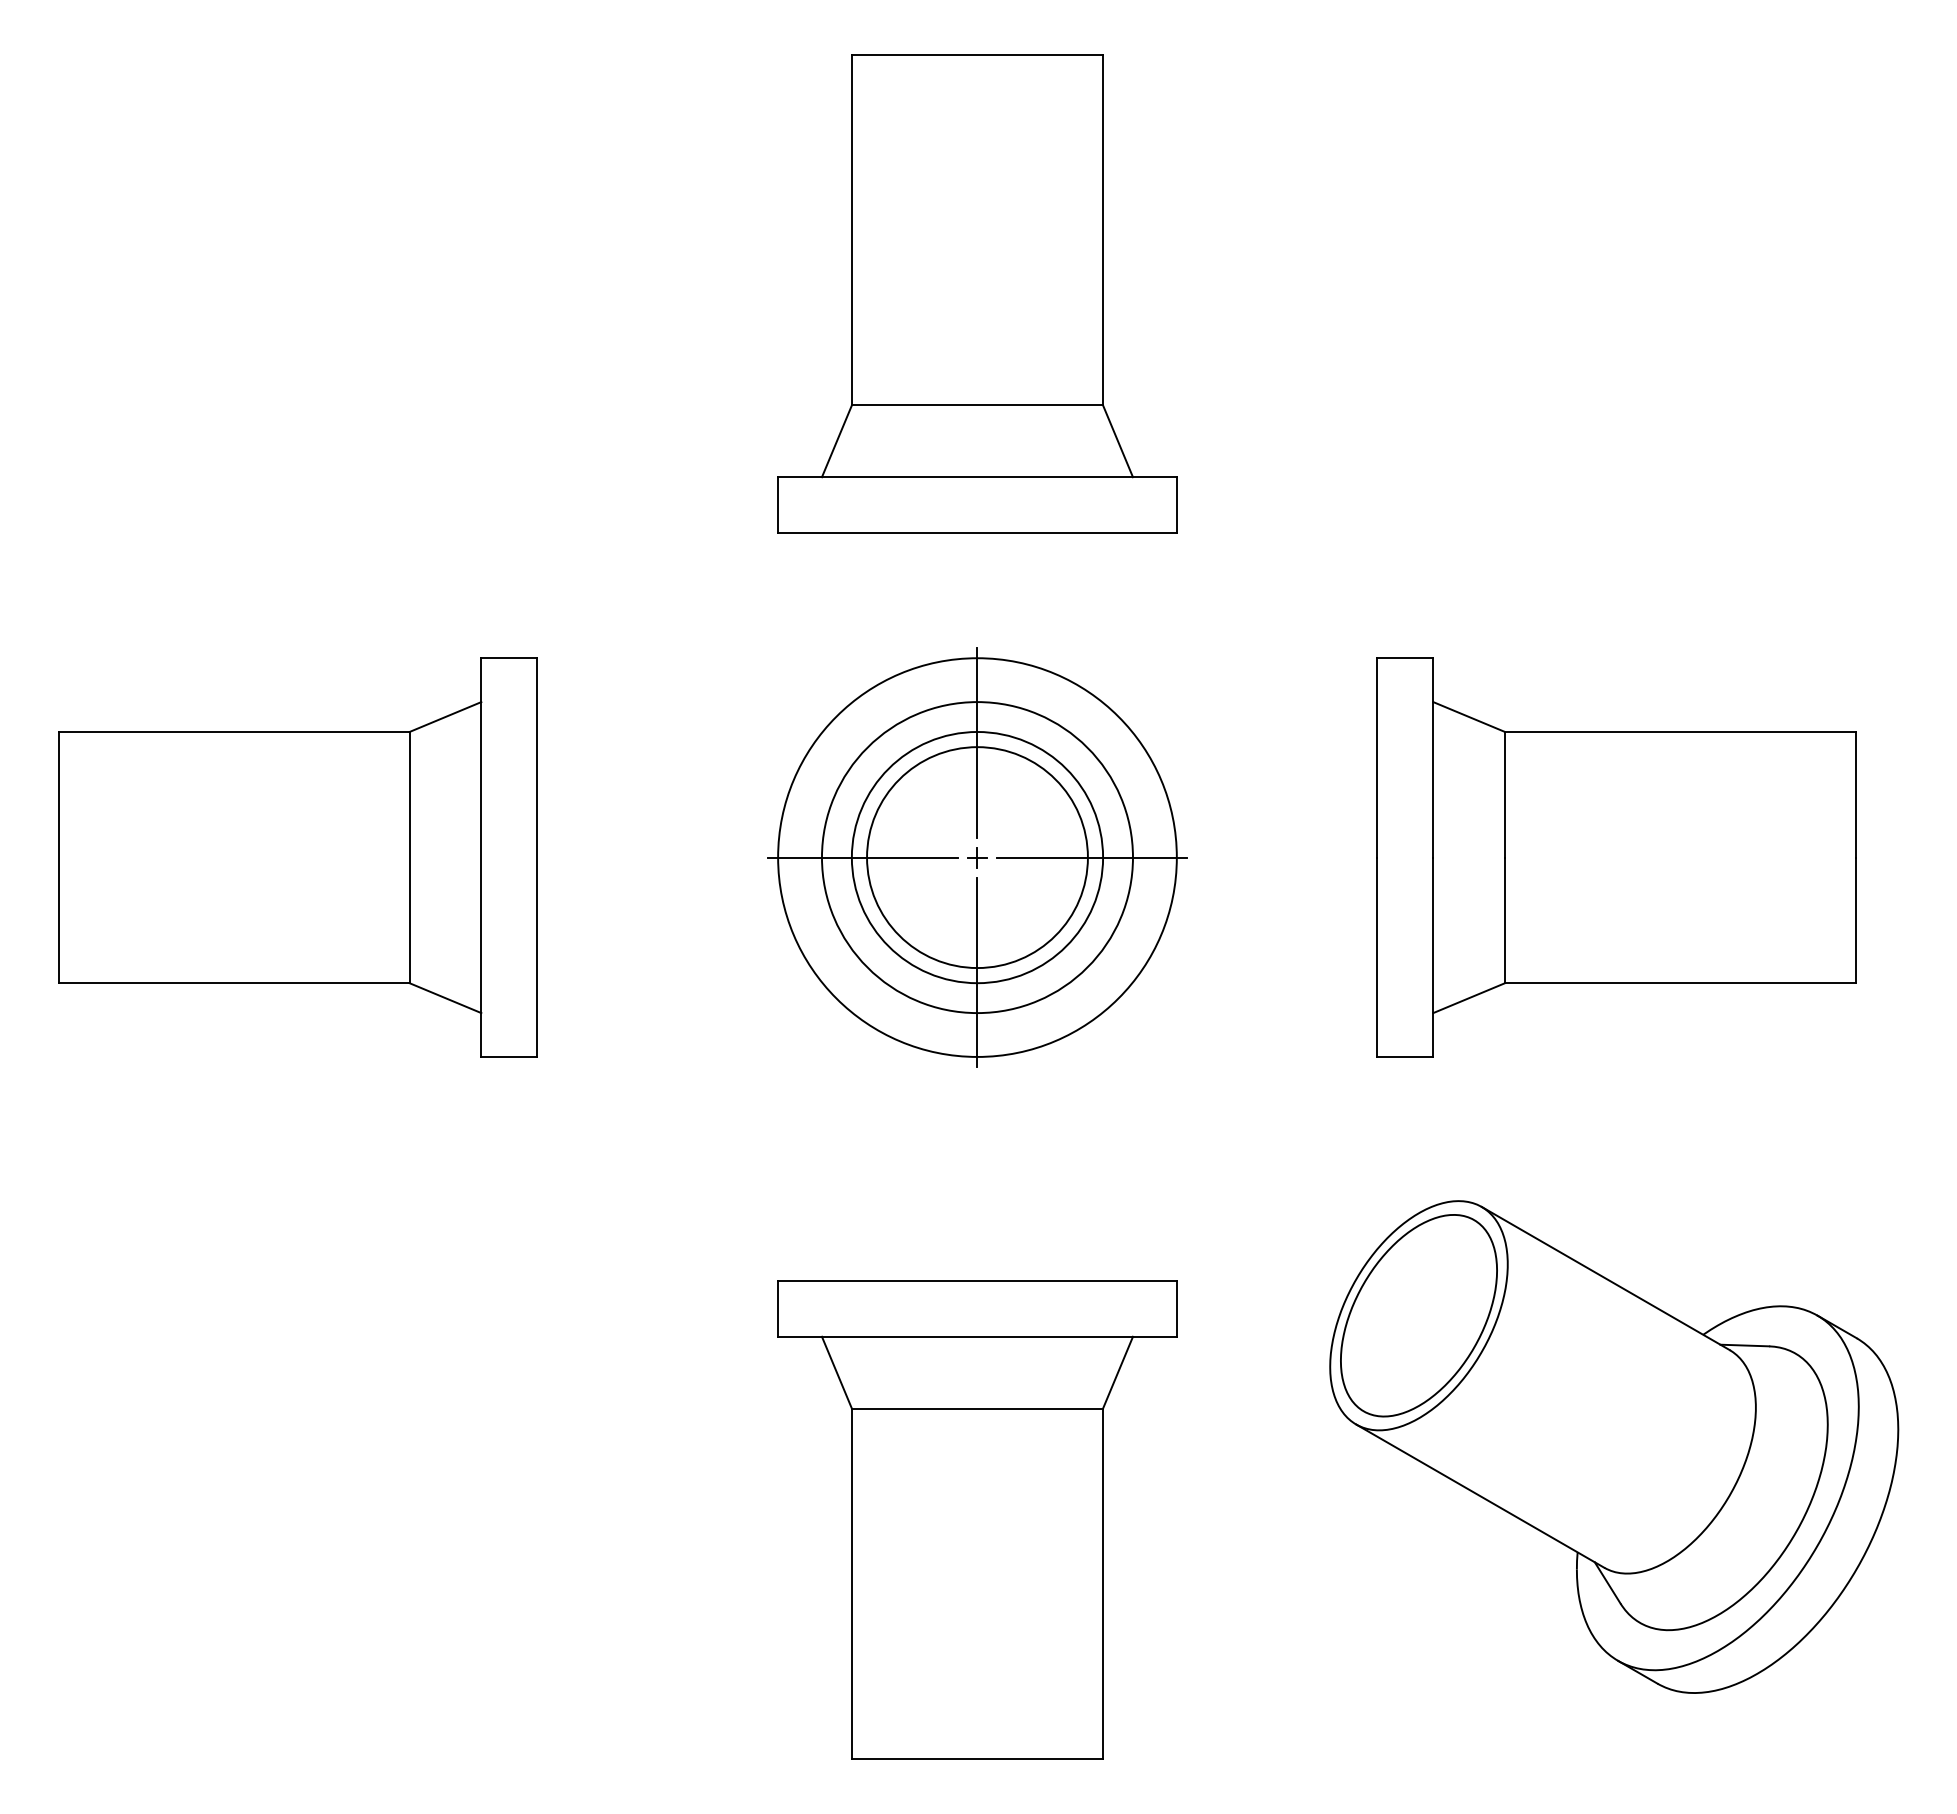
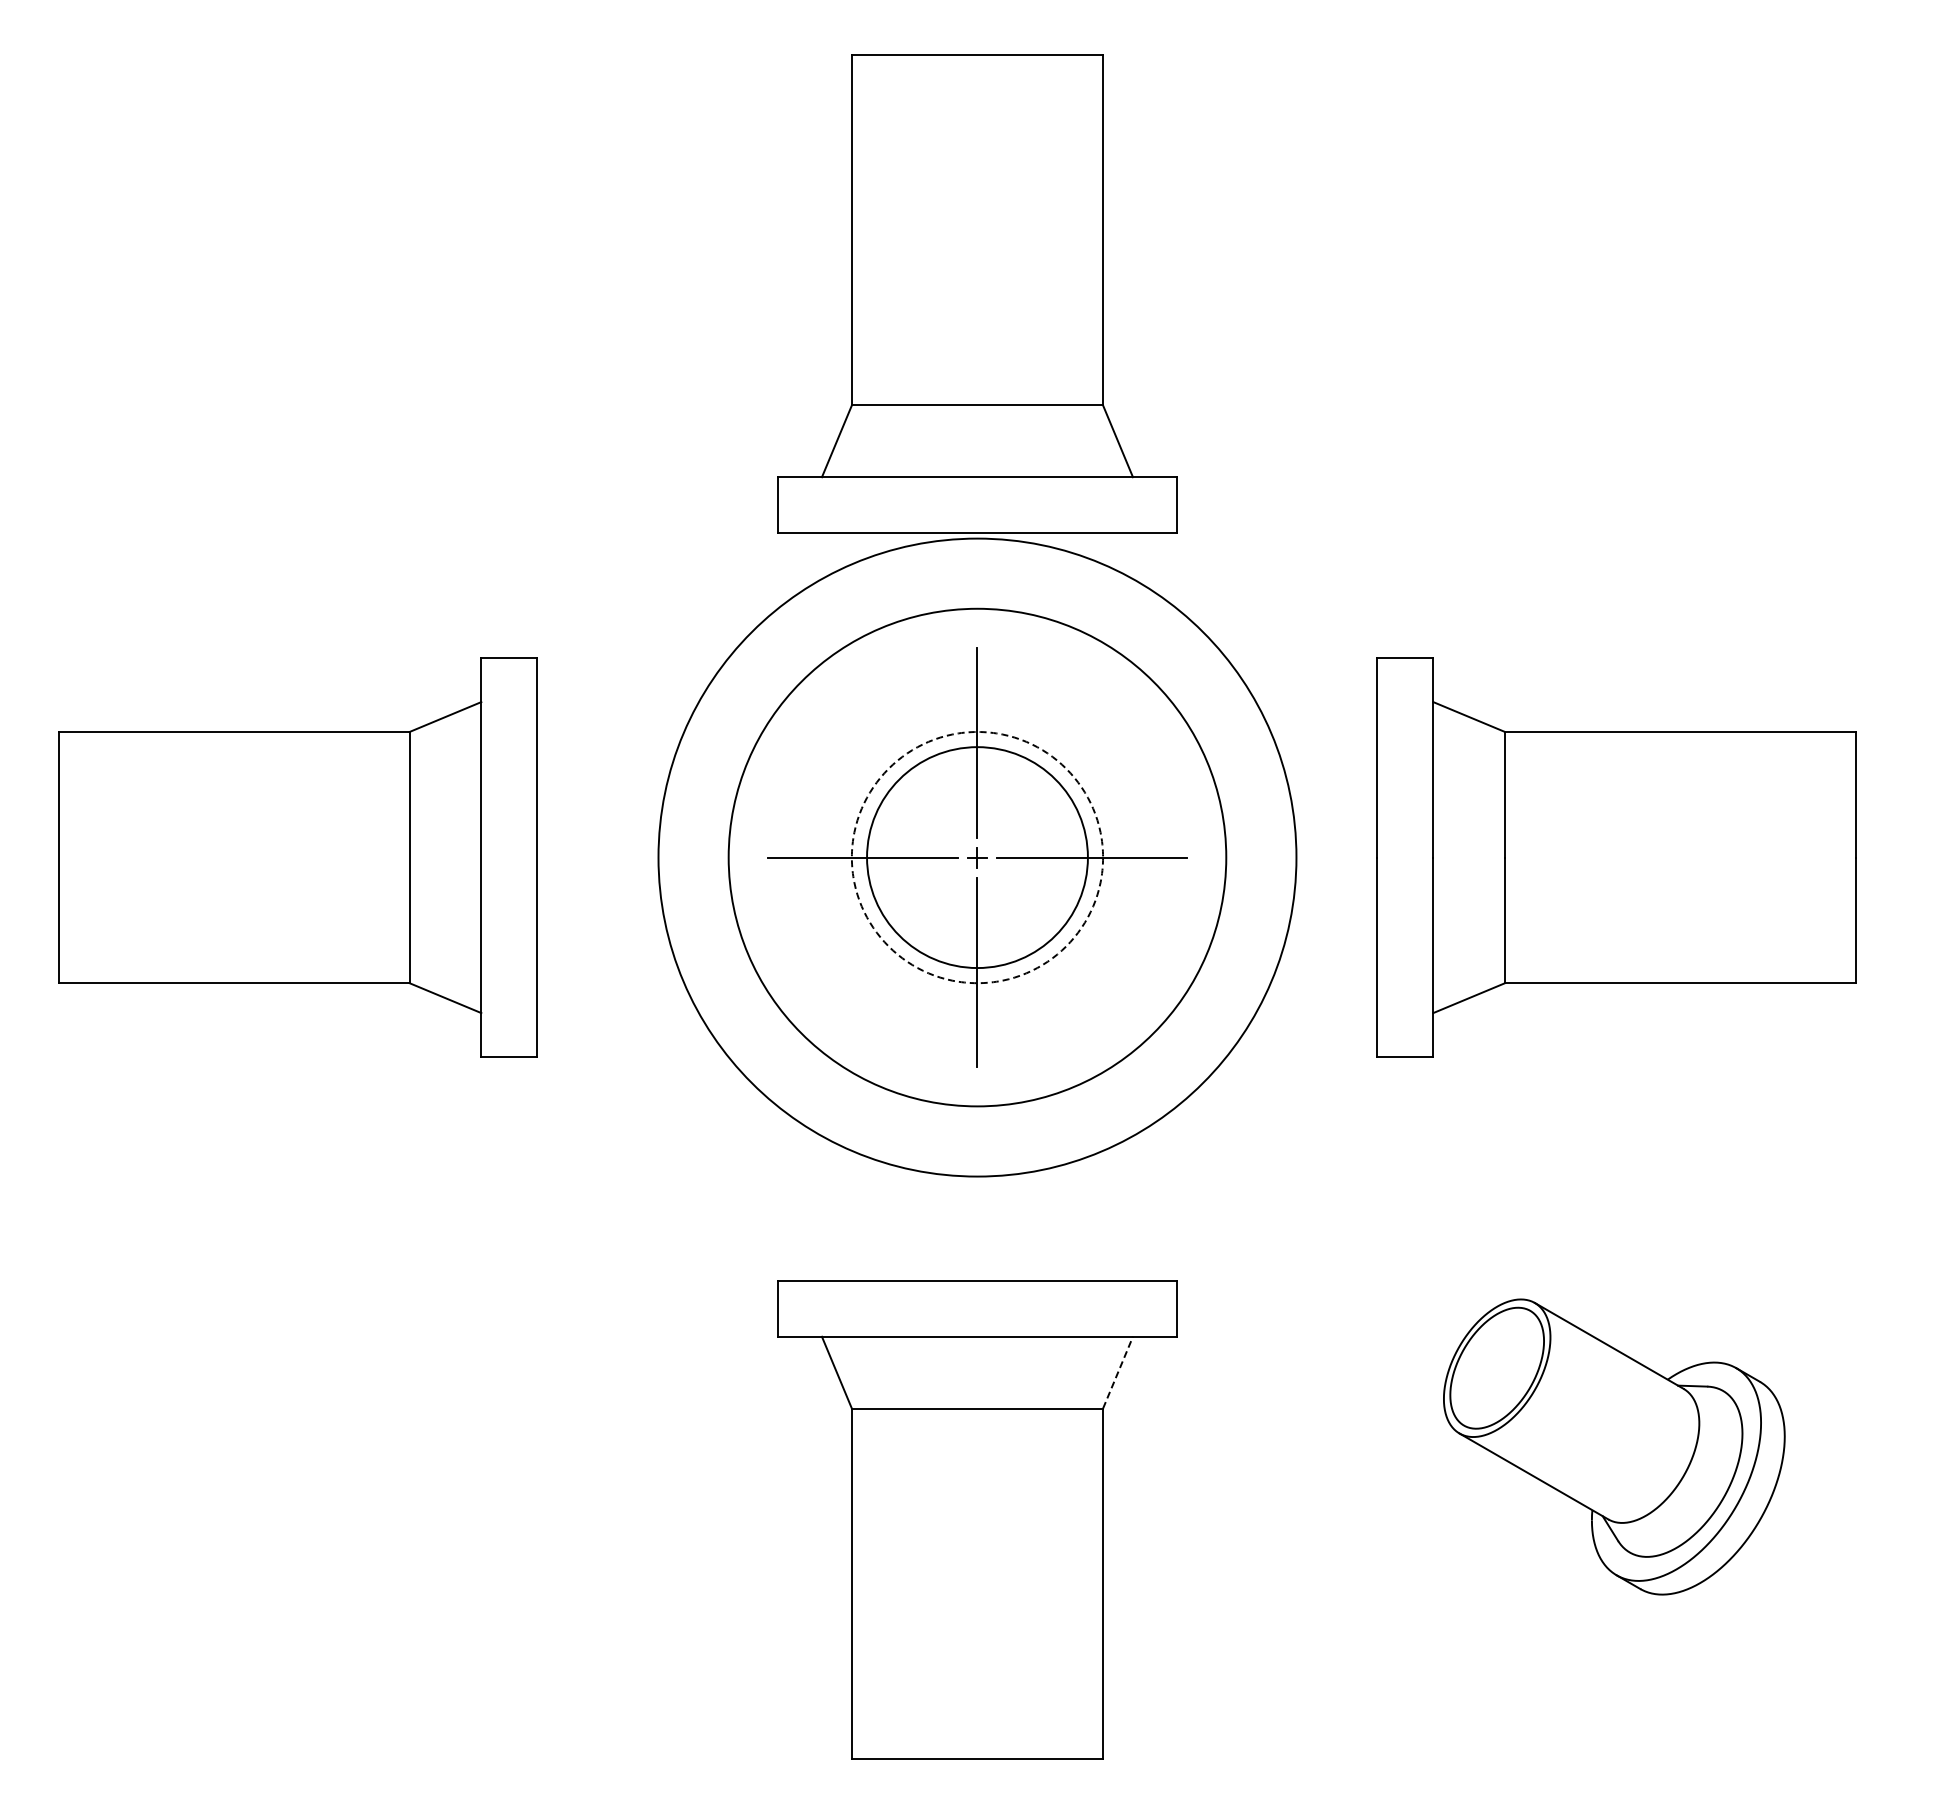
circle diameter: 311 px -> 498 px (977, 857)
circle diameter: 399 px -> 638 px (977, 857)
circle: solid -> dashed (977, 857)
line: solid -> dashed (1118, 1372)
part size: 571x494 px -> 343x298 px (1614, 1446)
